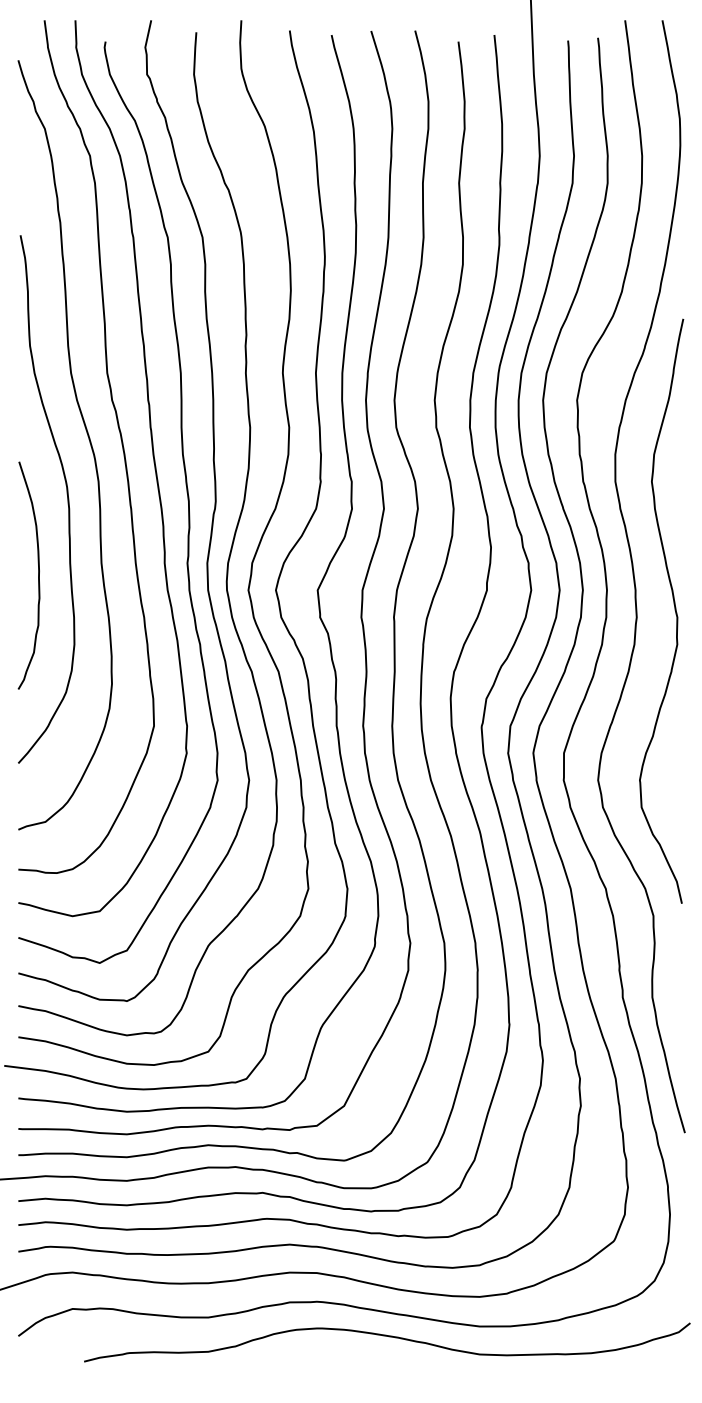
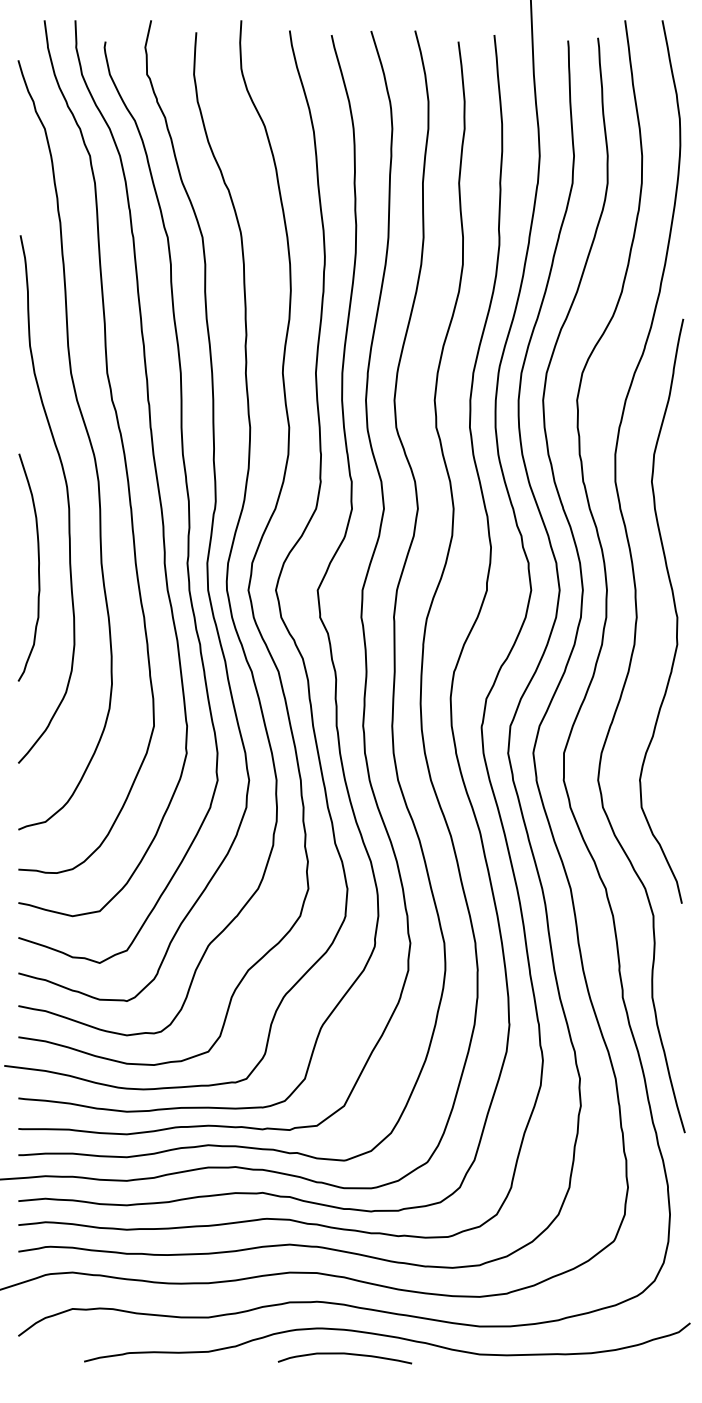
curve position: (38, 575) -> (38, 567) (38, 567)
curve: none -> present (344, 1354)
